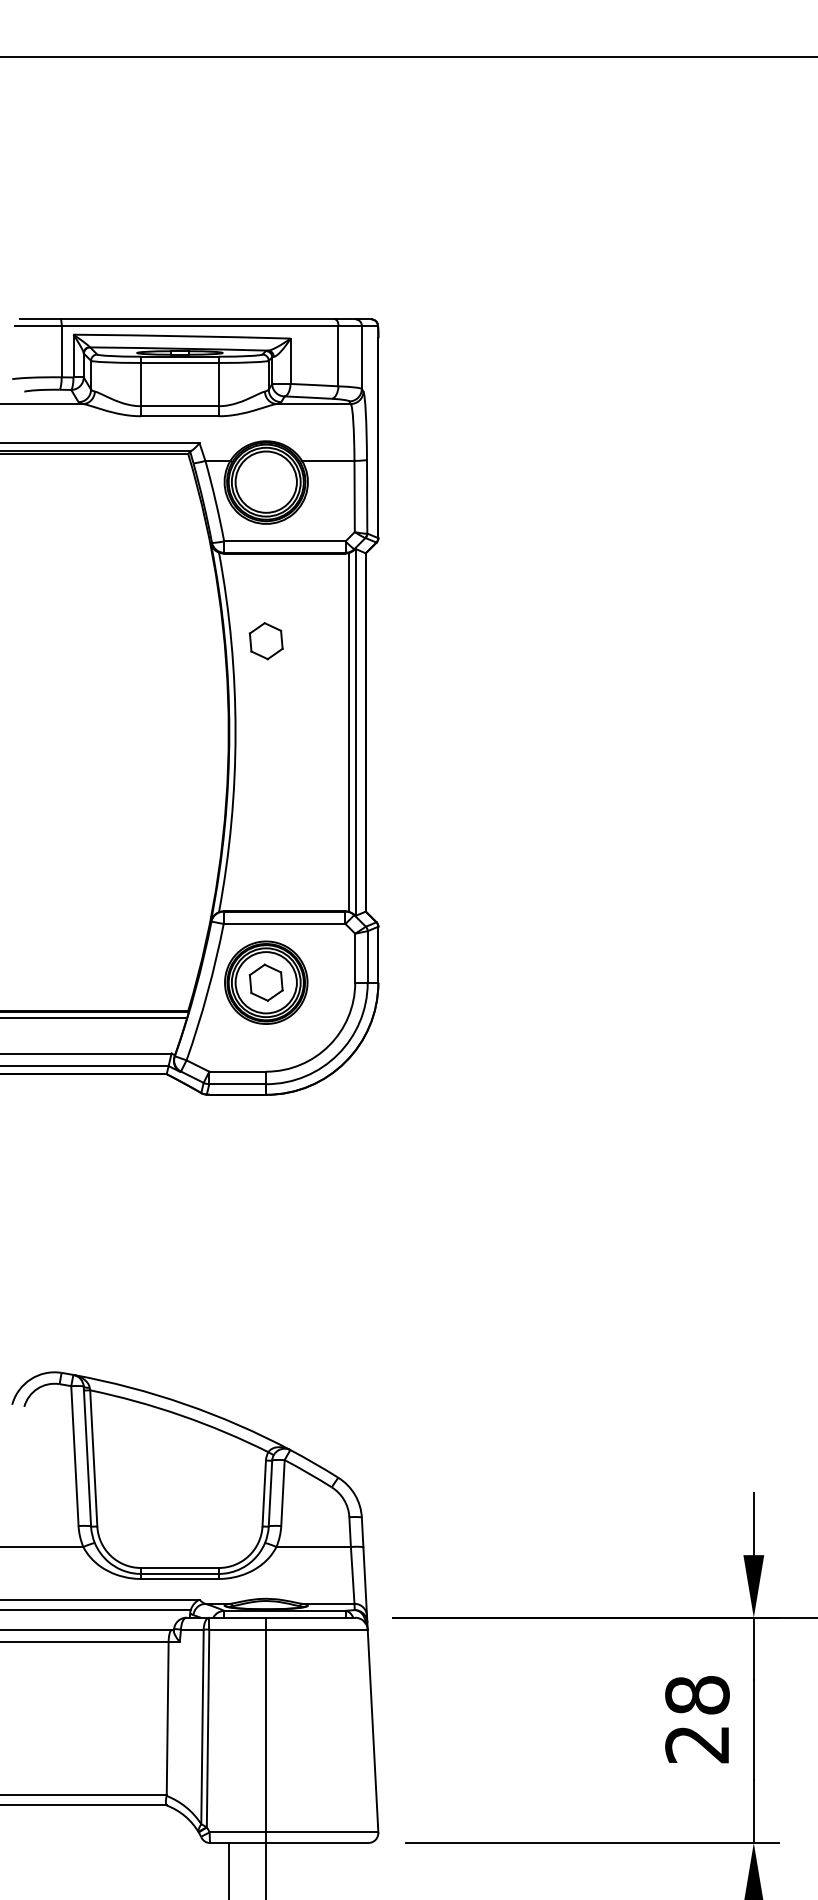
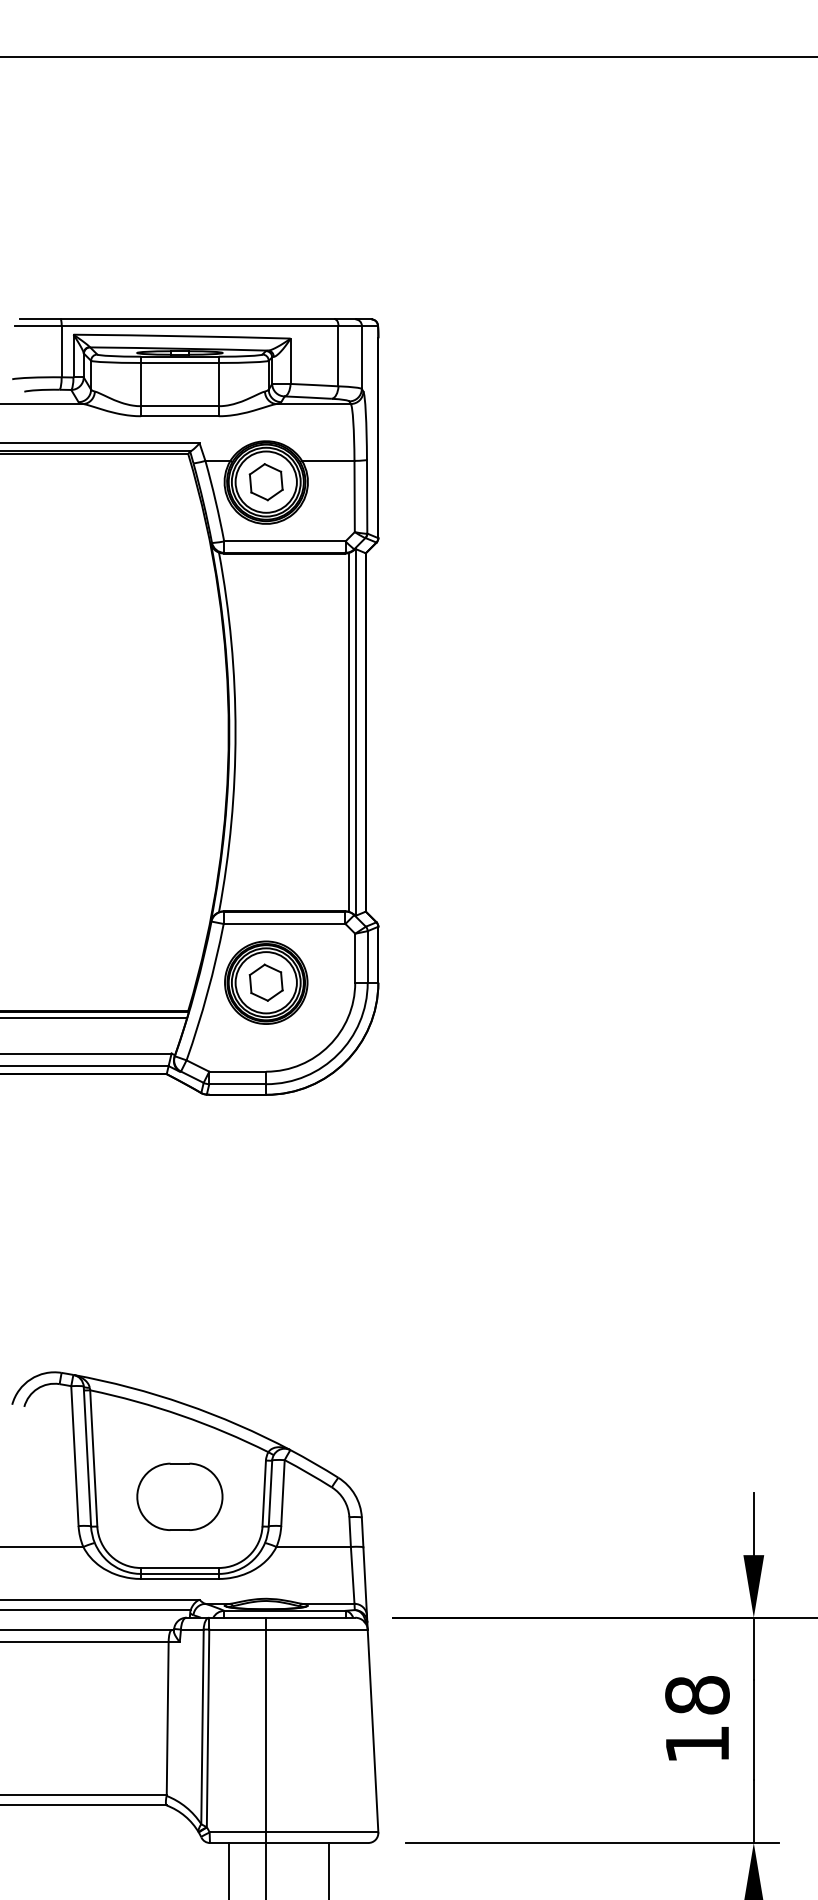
part position: (265, 641) -> (265, 482) (265, 482)
part: none -> present (179, 1496)
text: 28 -> 18 (696, 1745)
line: none -> present (328, 1869)
